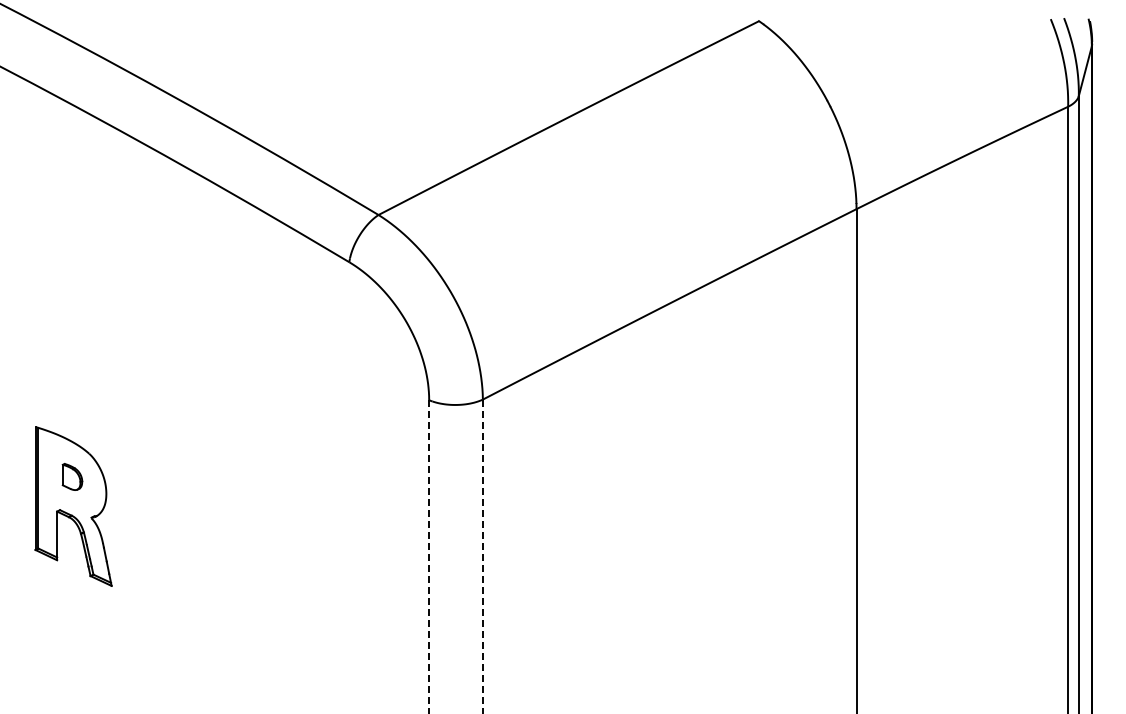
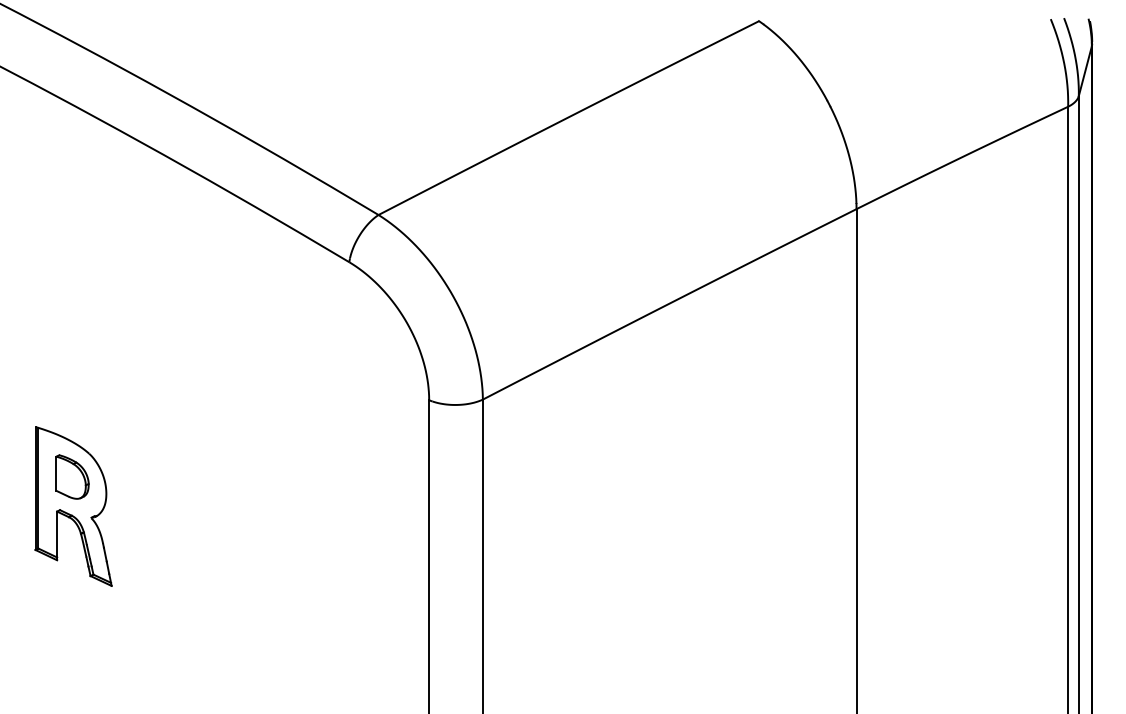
part size: 23x28 px -> 35x46 px (72, 476)
line: dashed -> solid (482, 556)
line: dashed -> solid (429, 557)
